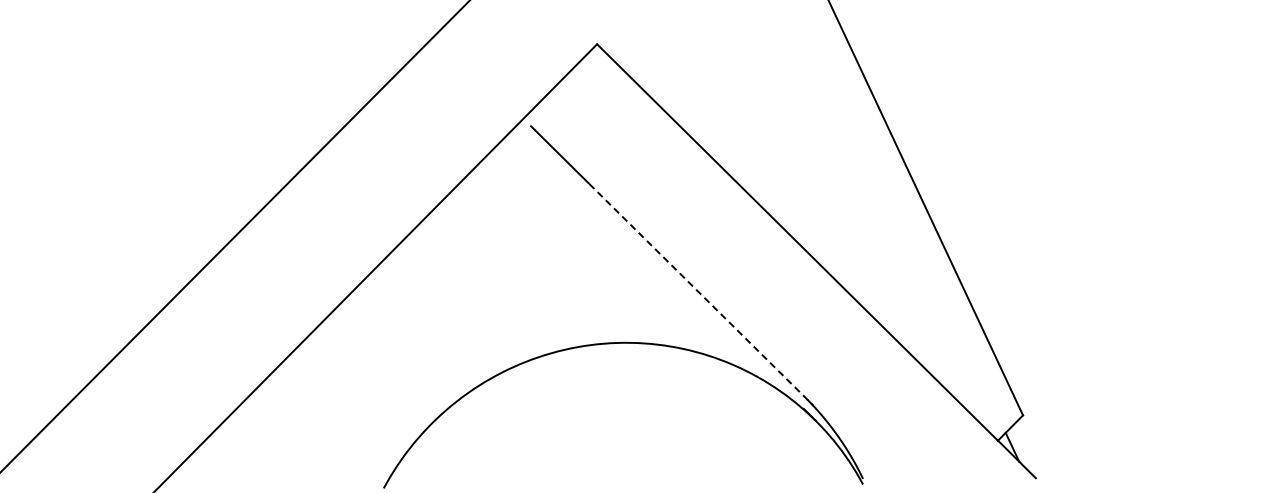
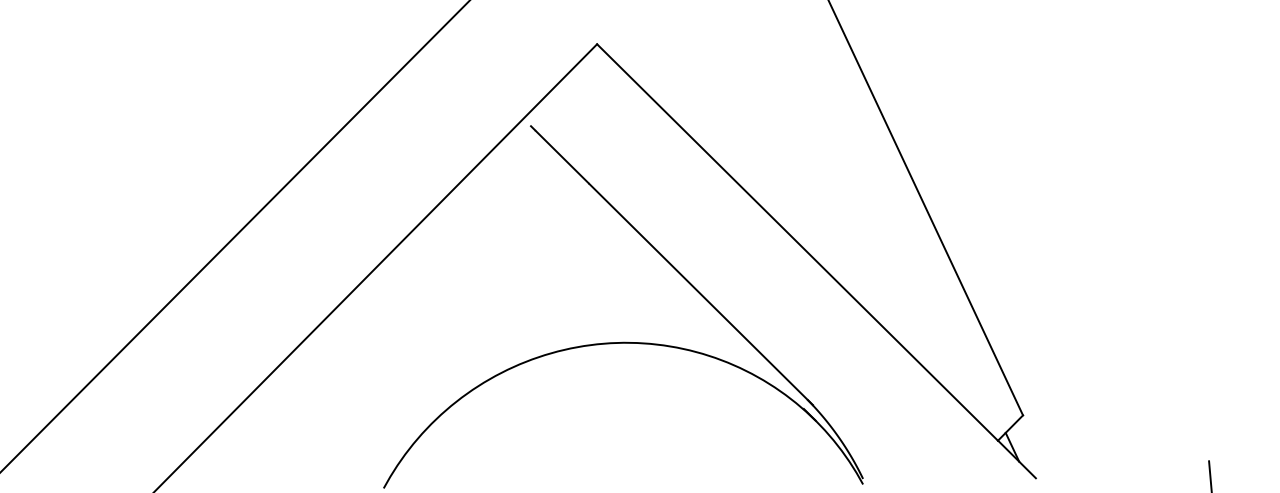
line: dashed -> solid (701, 294)
line: none -> present (1210, 475)
